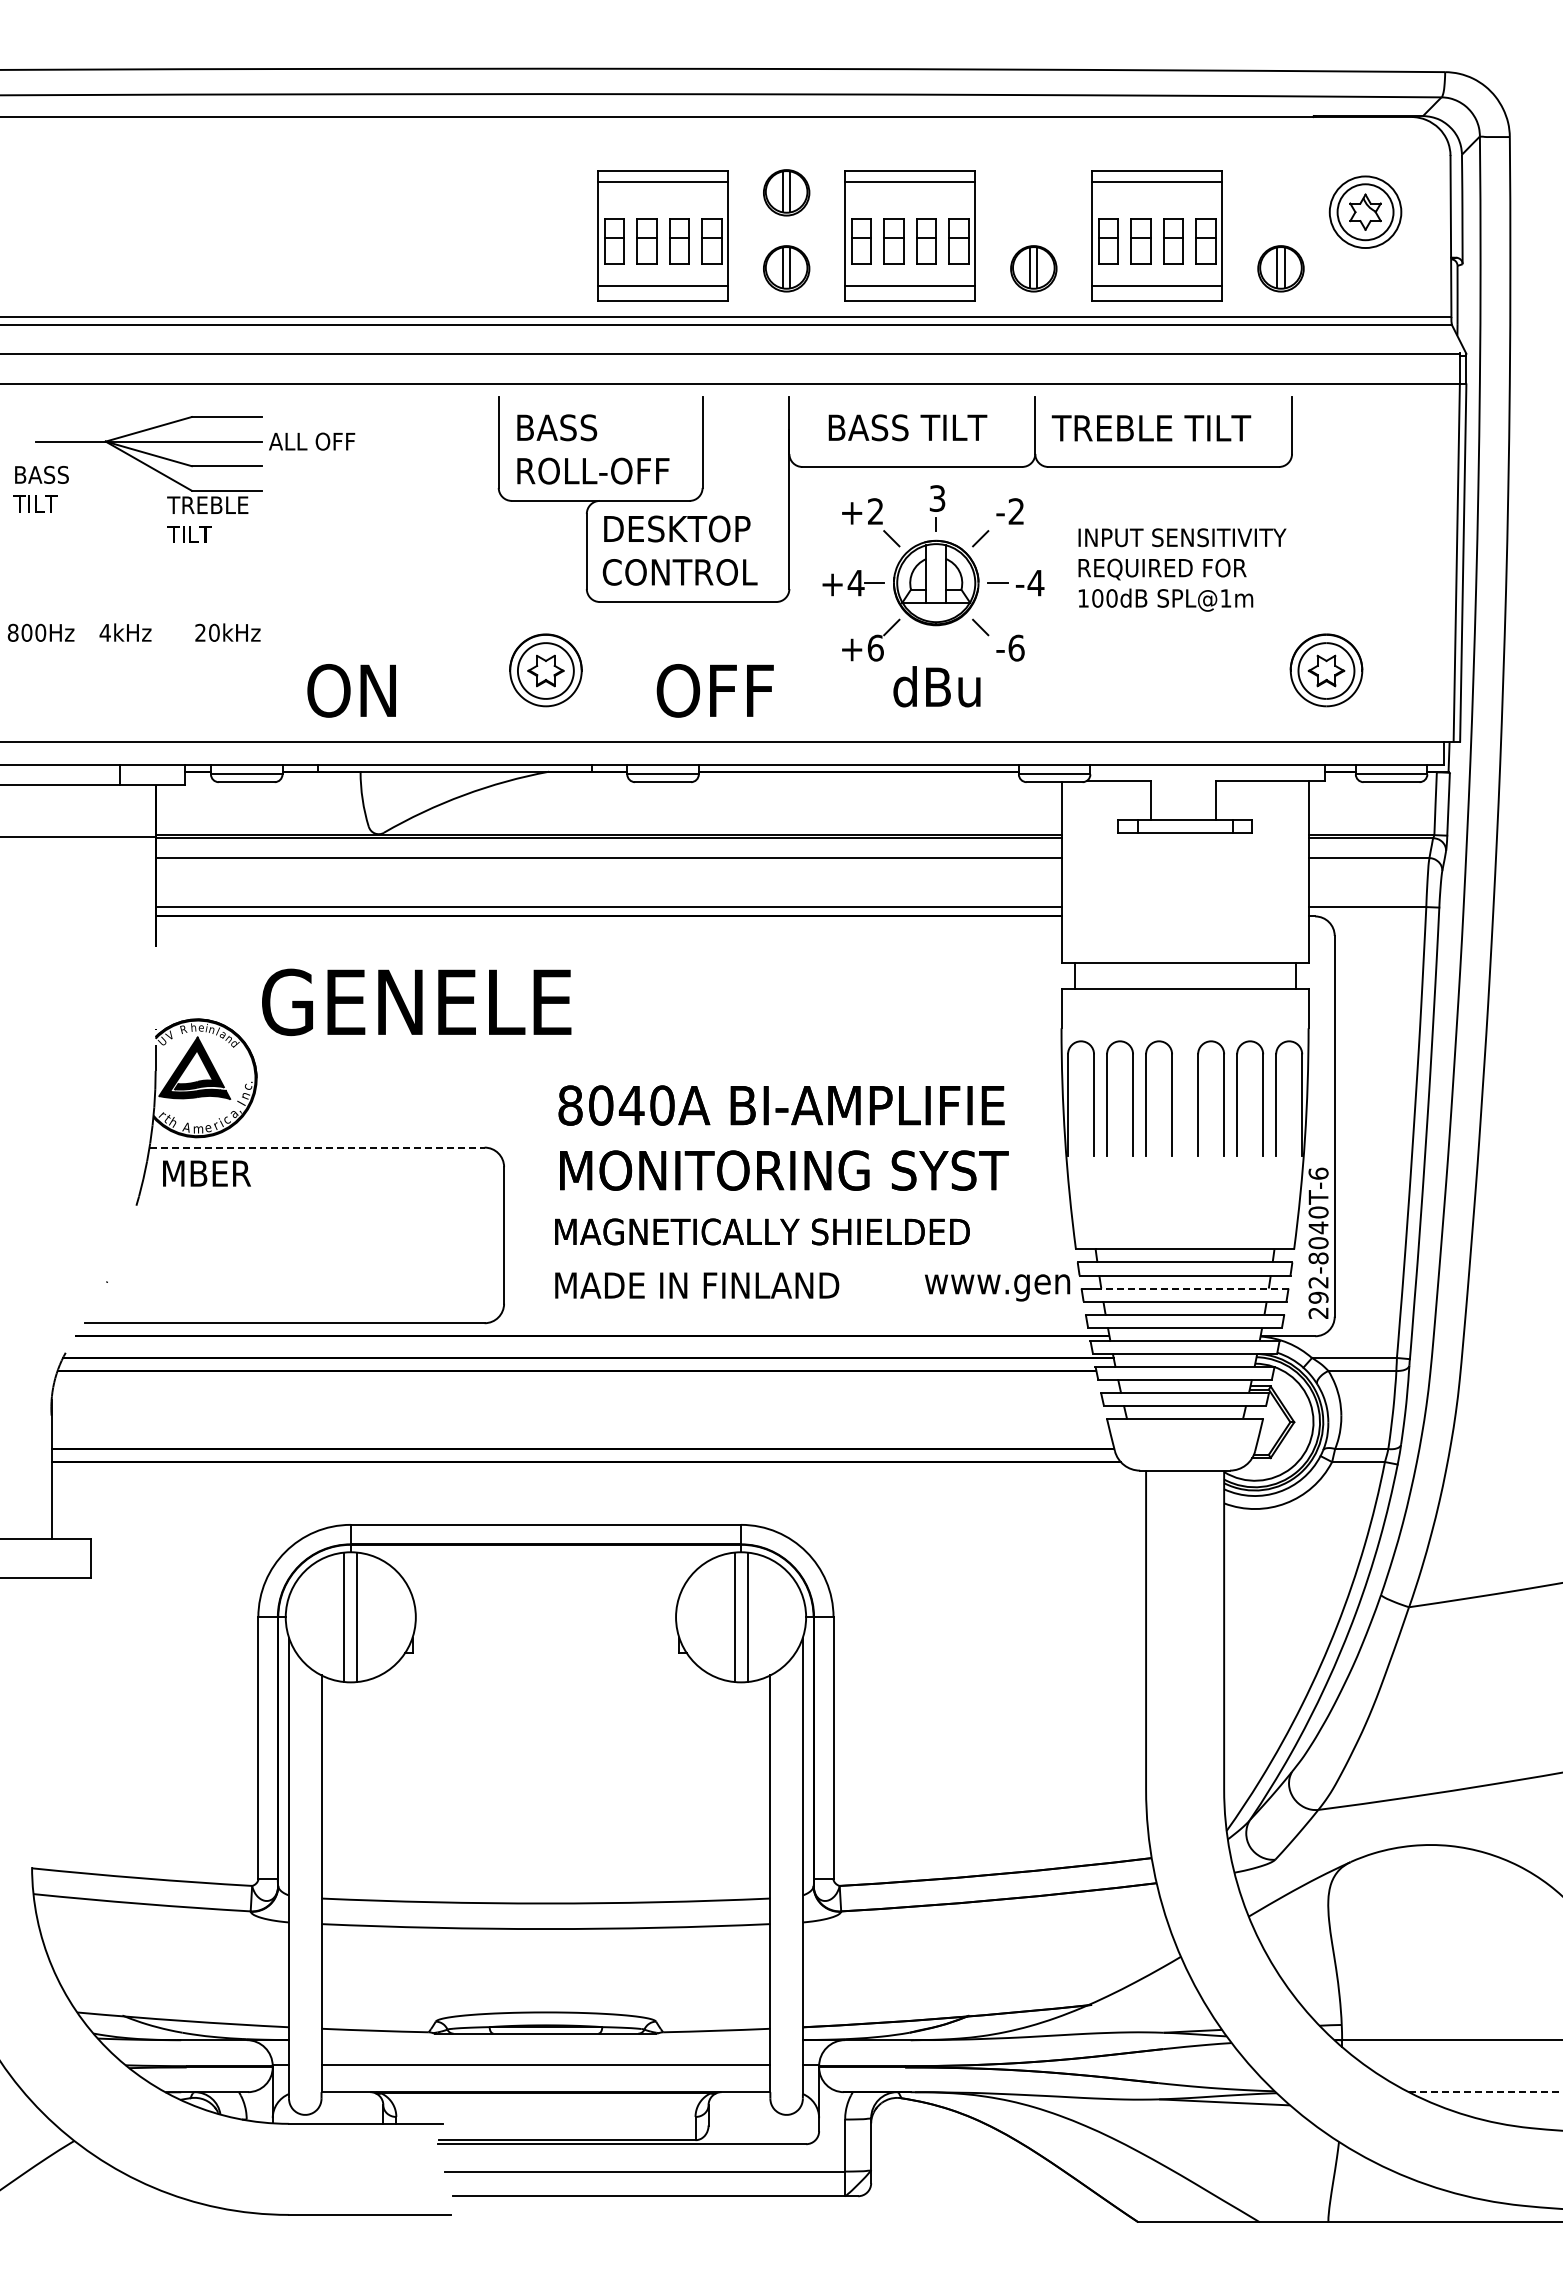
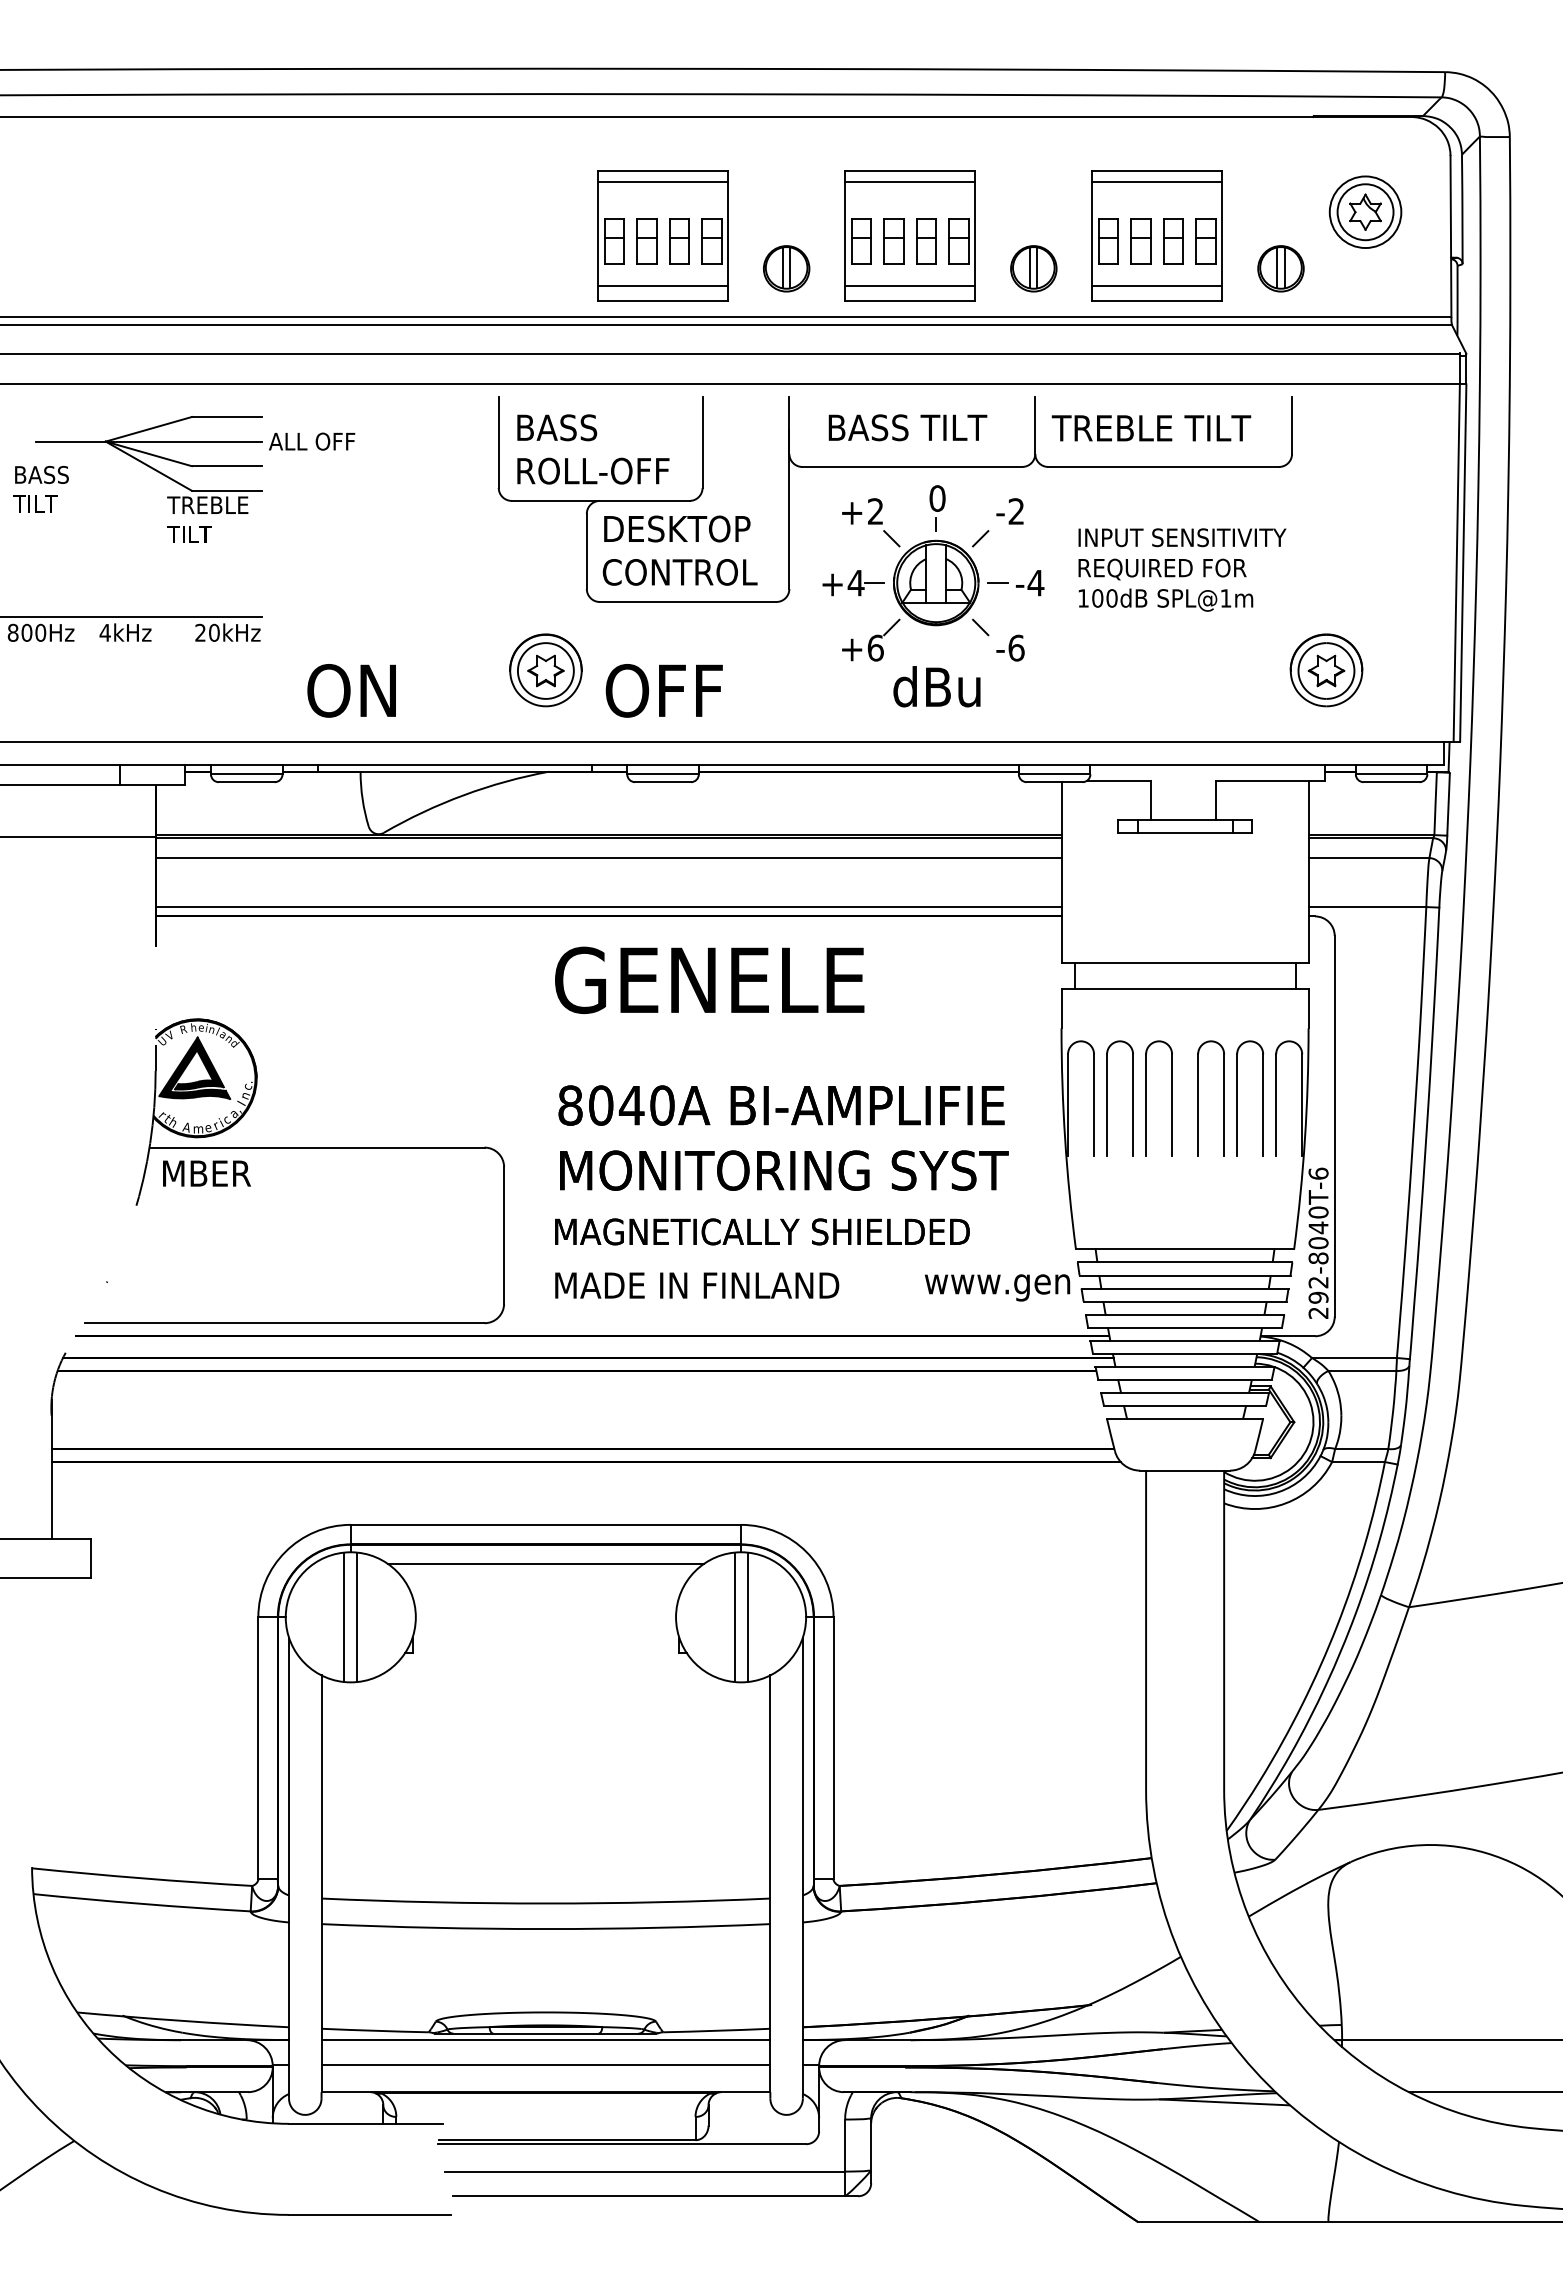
part: present -> none (786, 192)
text: 3 -> 0 (937, 498)
line: none -> present (132, 616)
text position: (714, 690) -> (663, 690) (663, 690)
text position: (416, 1002) -> (709, 980) (709, 980)
line: dashed -> solid (317, 1147)
line: dashed -> solid (1194, 1288)
line: none -> present (545, 1564)
line: none -> present (545, 2040)
line: dashed -> solid (1485, 2092)
